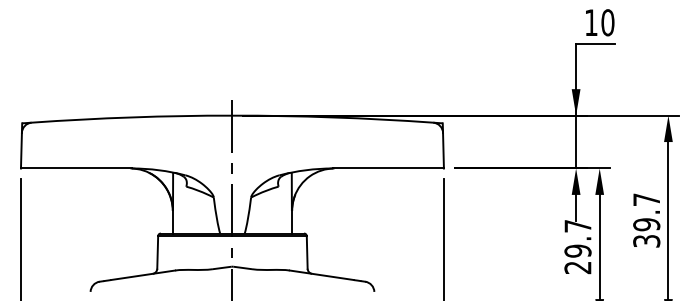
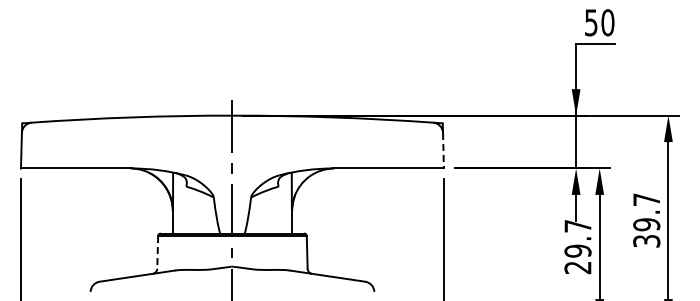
text: 10 -> 50 (591, 22)
line: solid -> dashed (443, 150)
line: solid -> dashed (157, 252)
